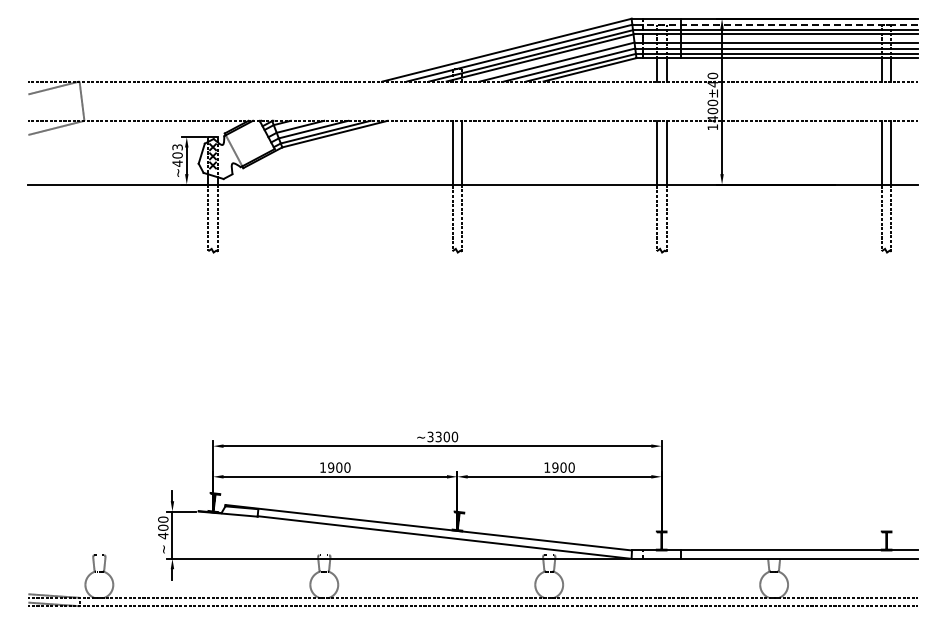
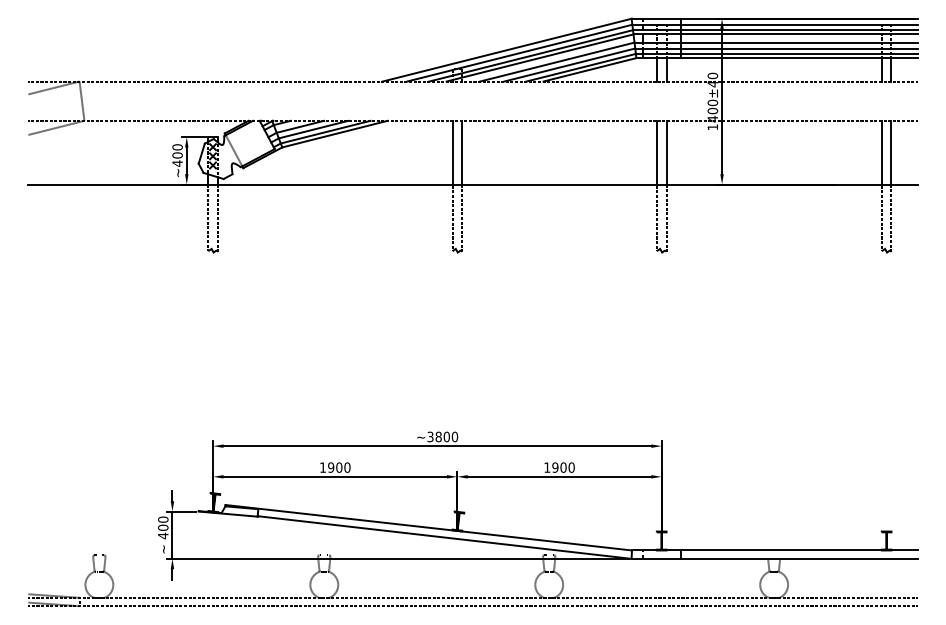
line: dashed -> solid (779, 24)
text: ~403 -> ~400 (177, 147)
text: ~3300 -> ~3800 (438, 436)
